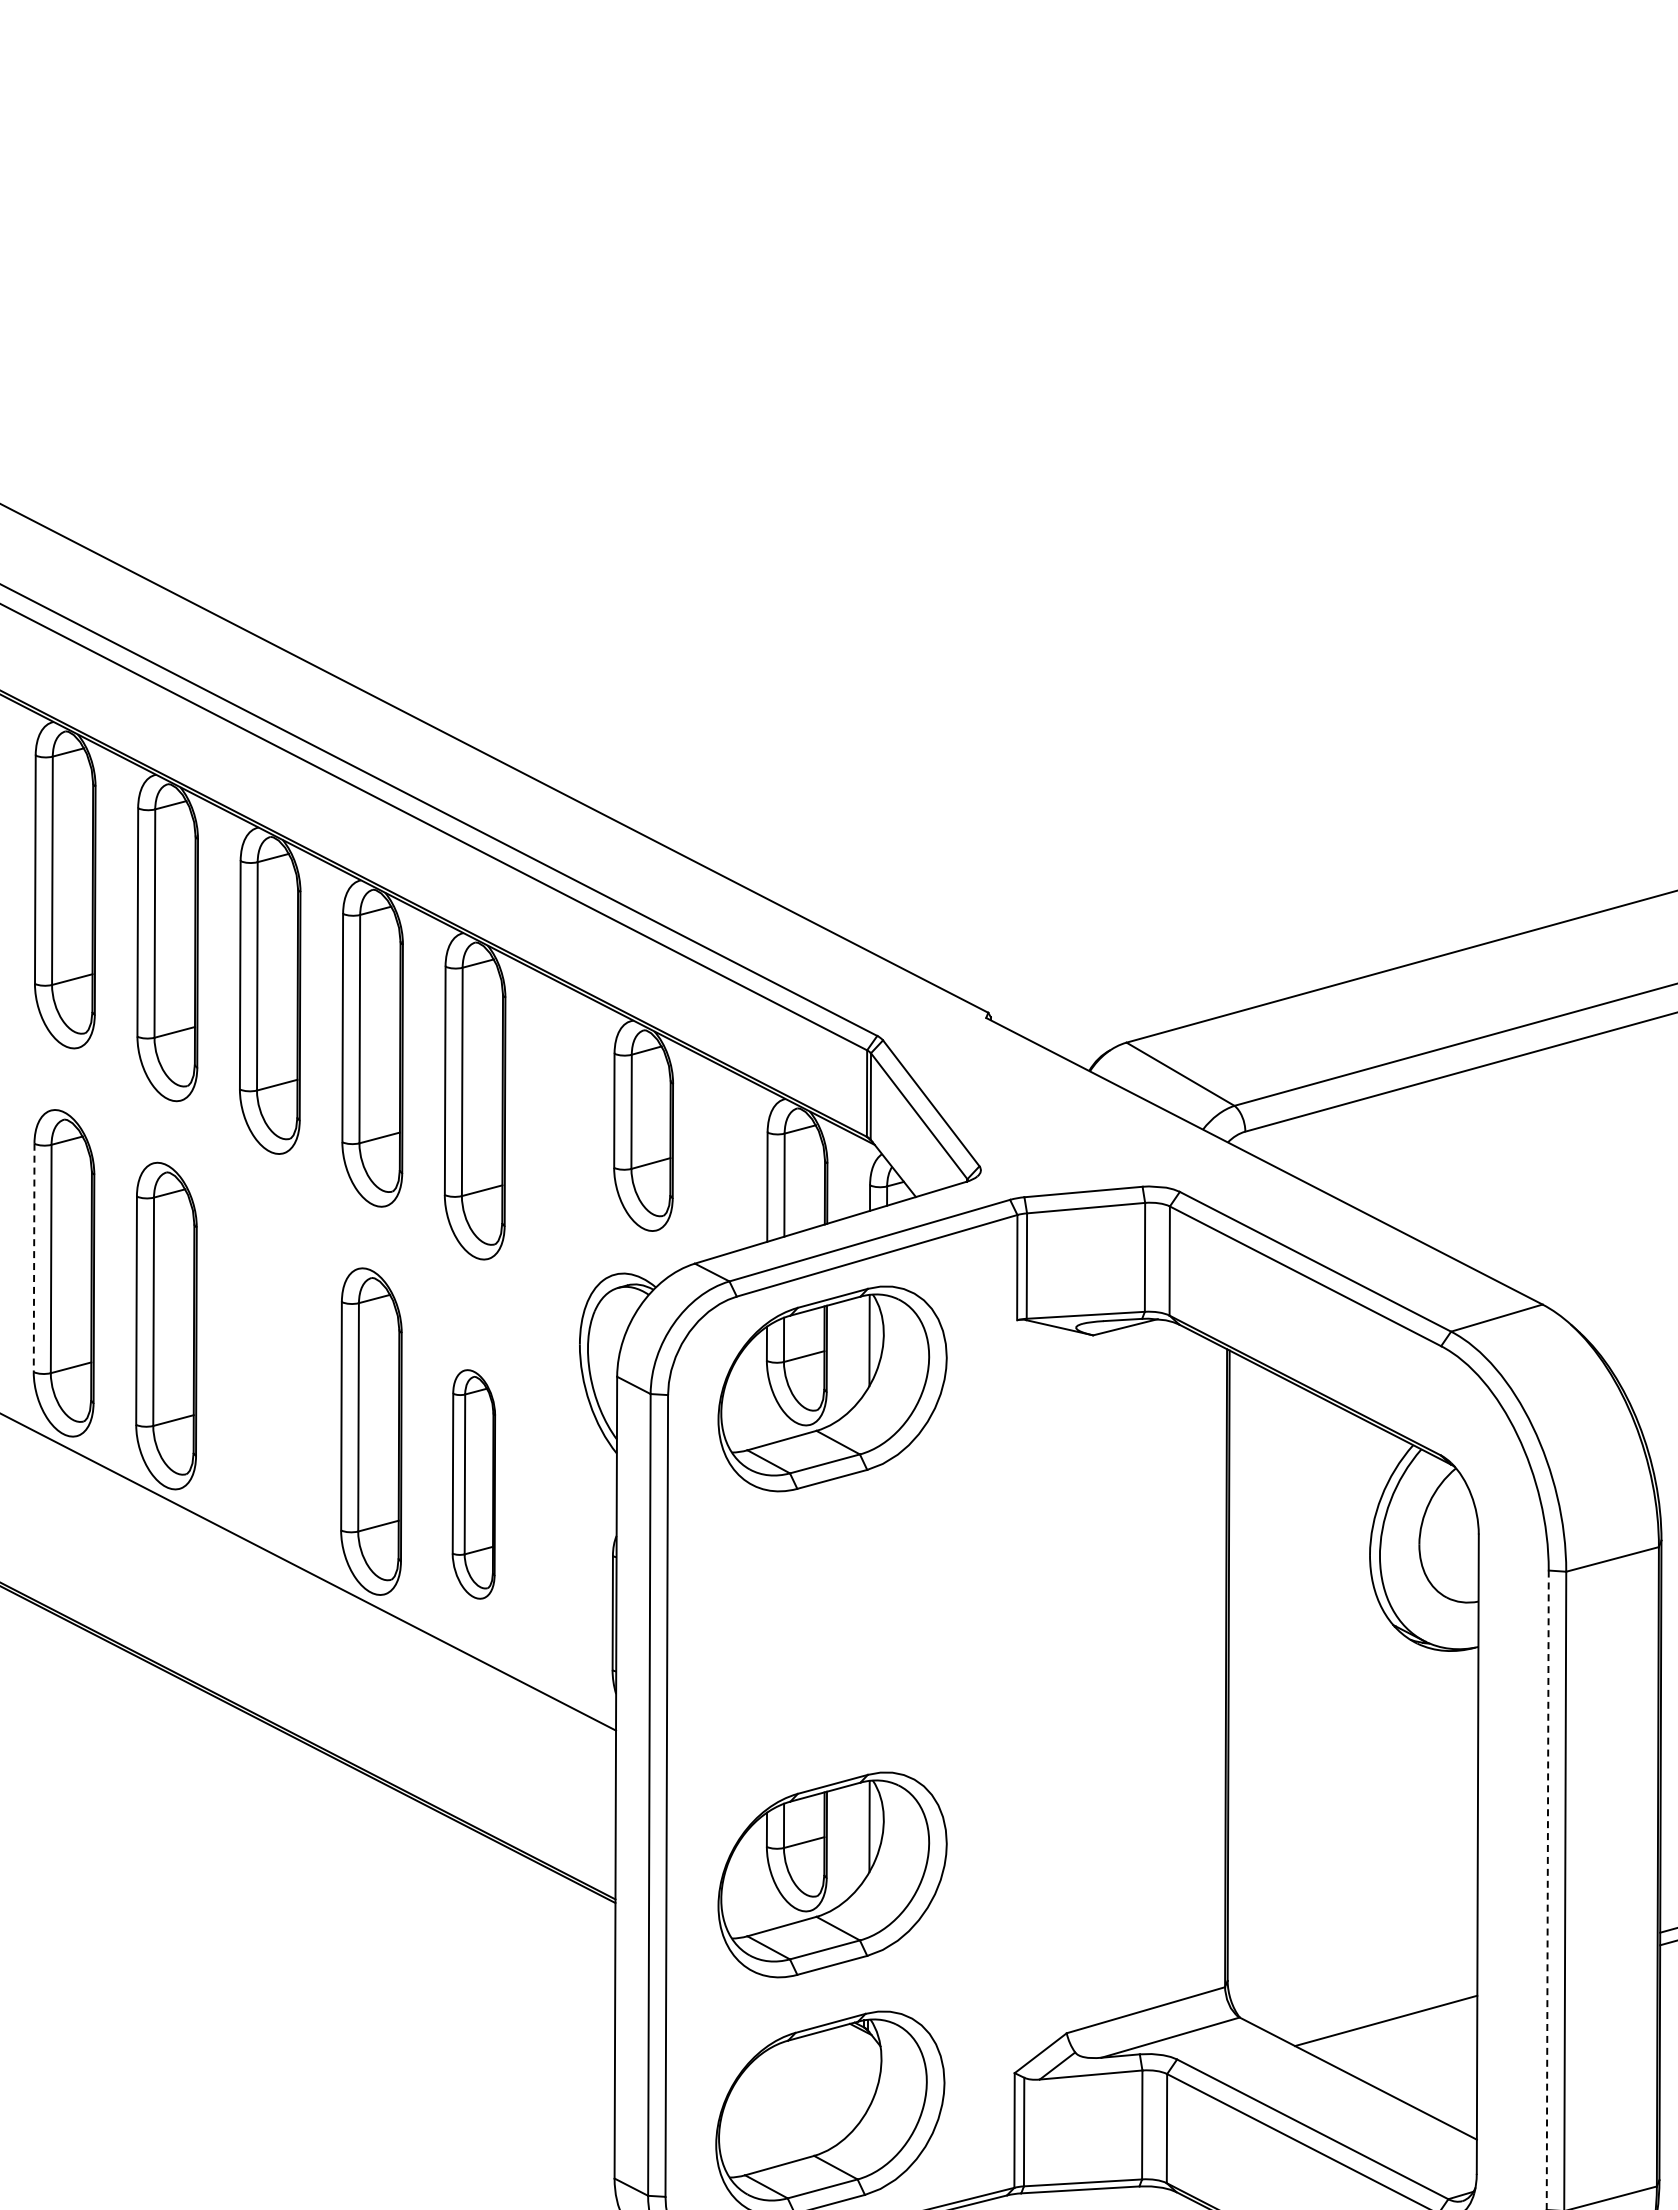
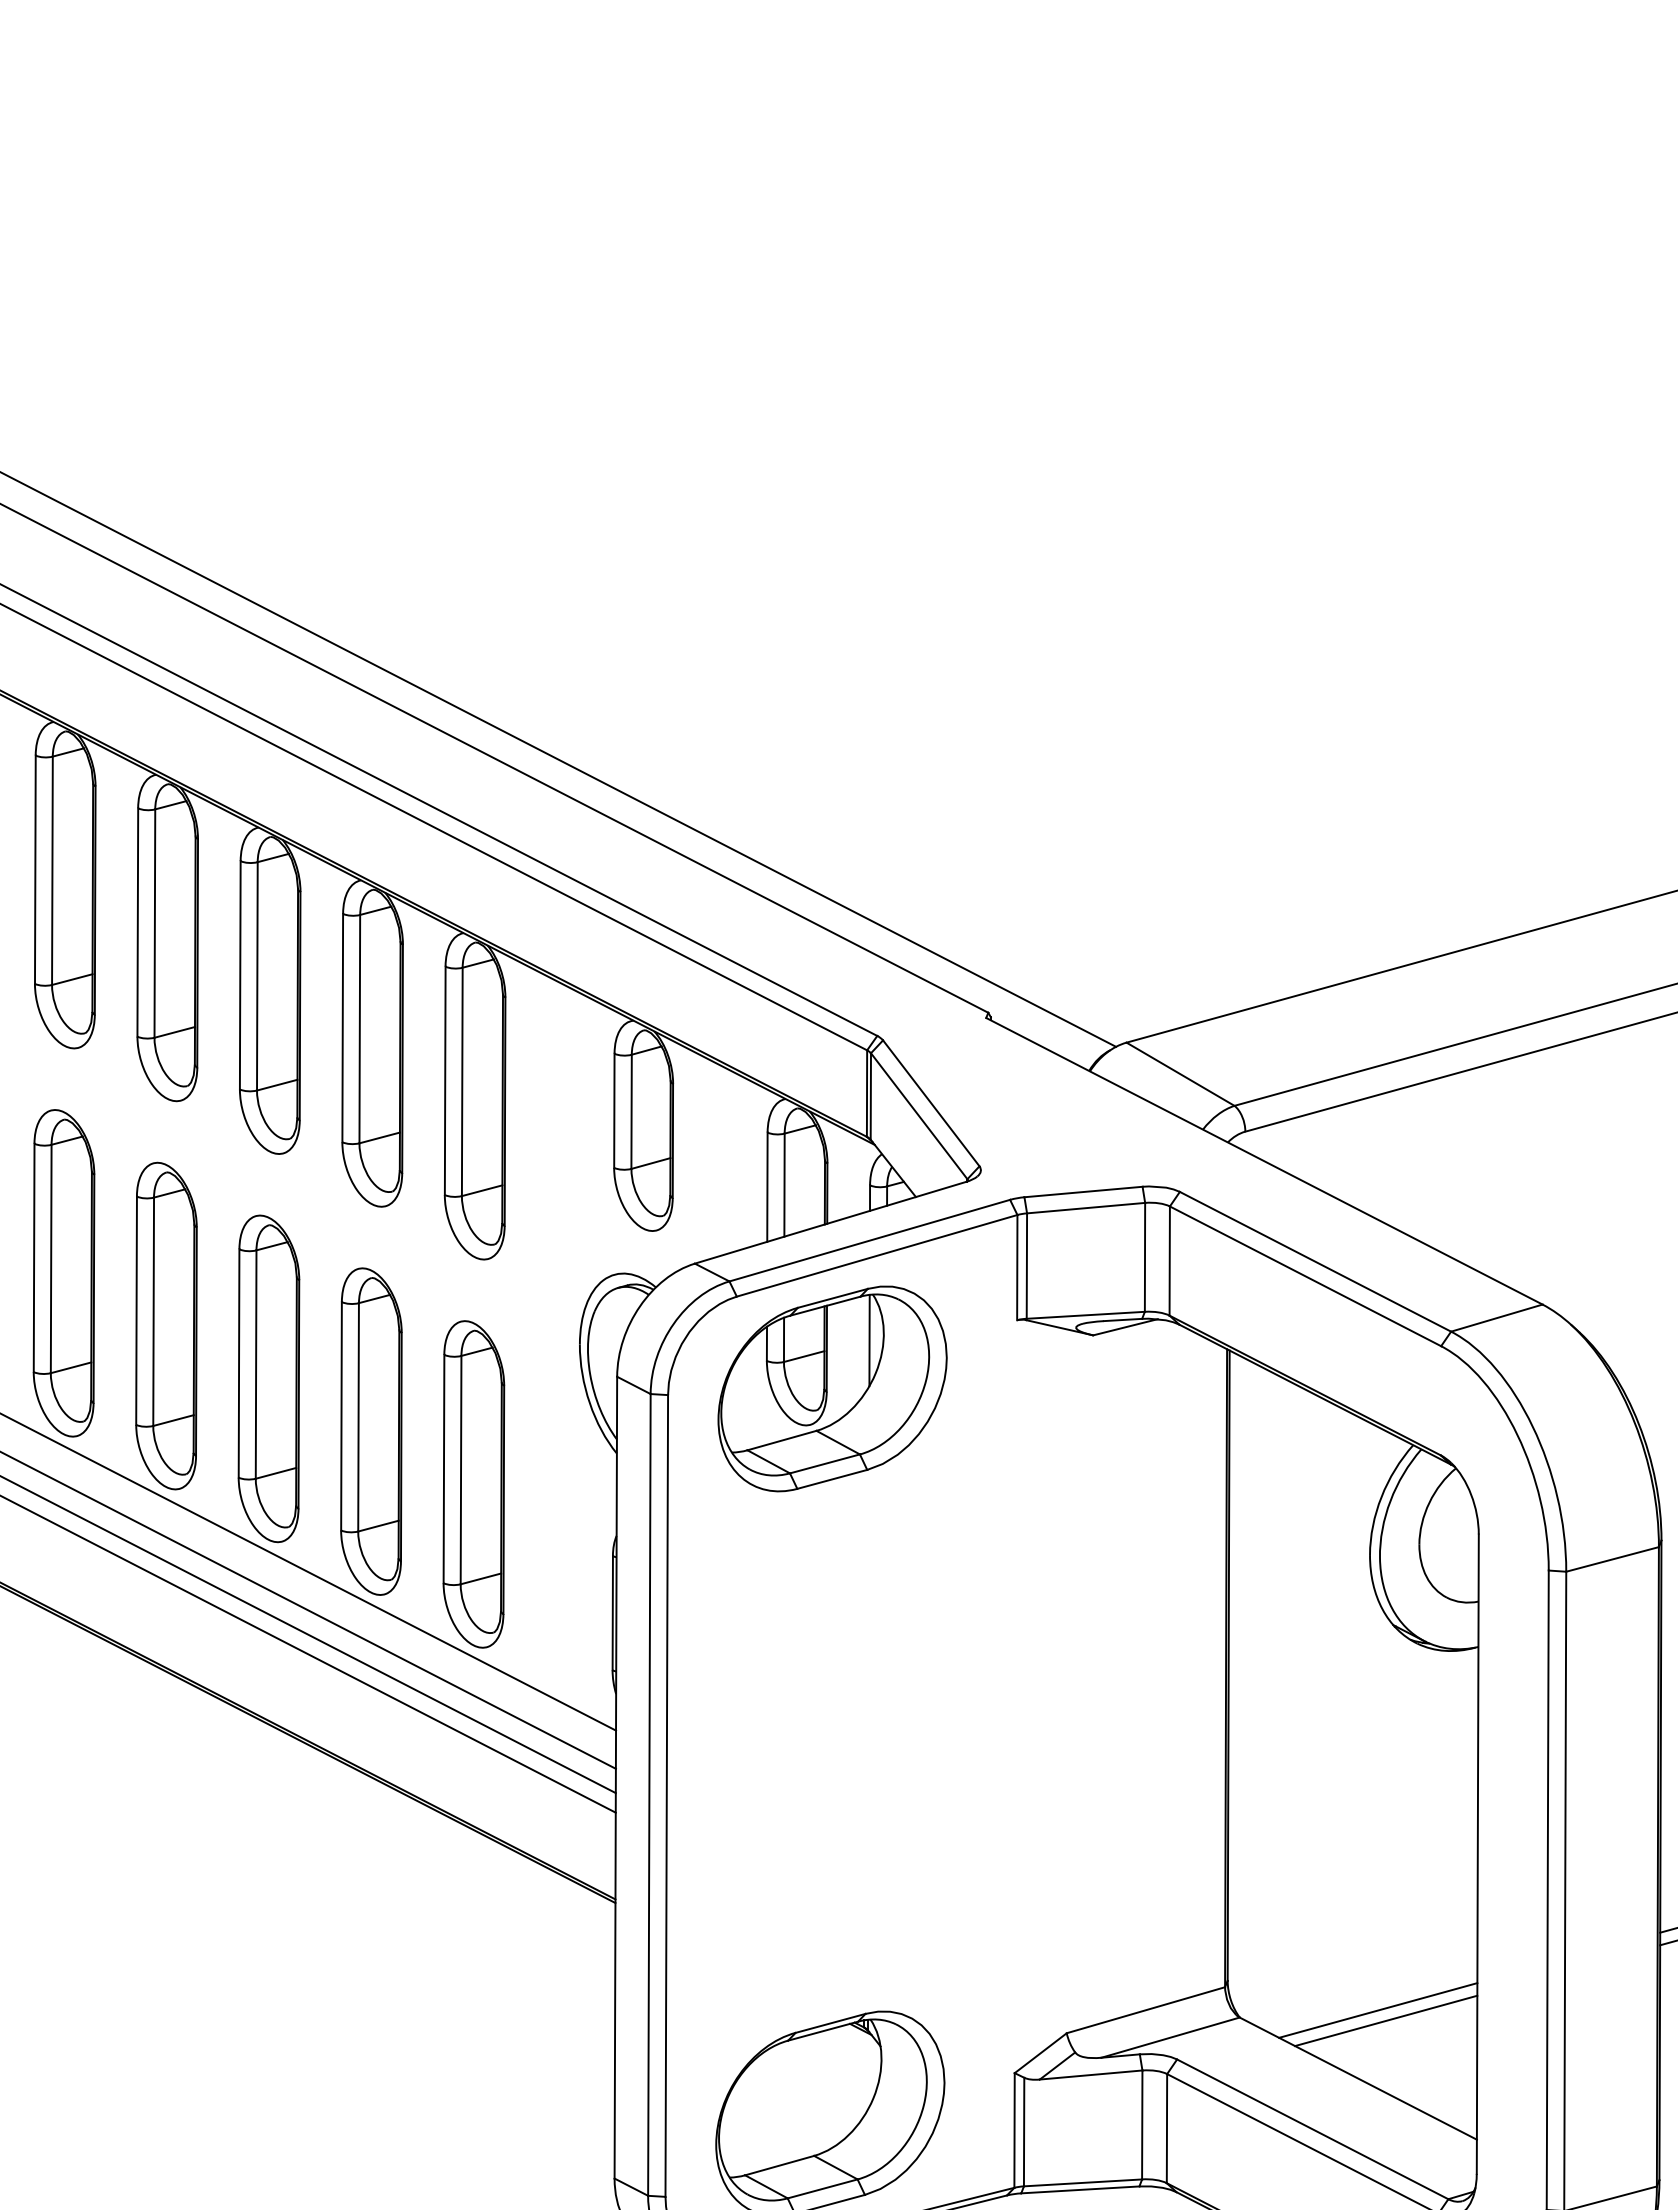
line: none -> present (559, 759)
line: dashed -> solid (34, 1258)
part: none -> present (268, 1378)
part size: 46x231 px -> 64x329 px (473, 1484)
line: none -> present (308, 1610)
line: none -> present (308, 1635)
line: none -> present (308, 1654)
part: present -> none (832, 1874)
line: dashed -> solid (1547, 1890)
line: none -> present (1378, 2010)
